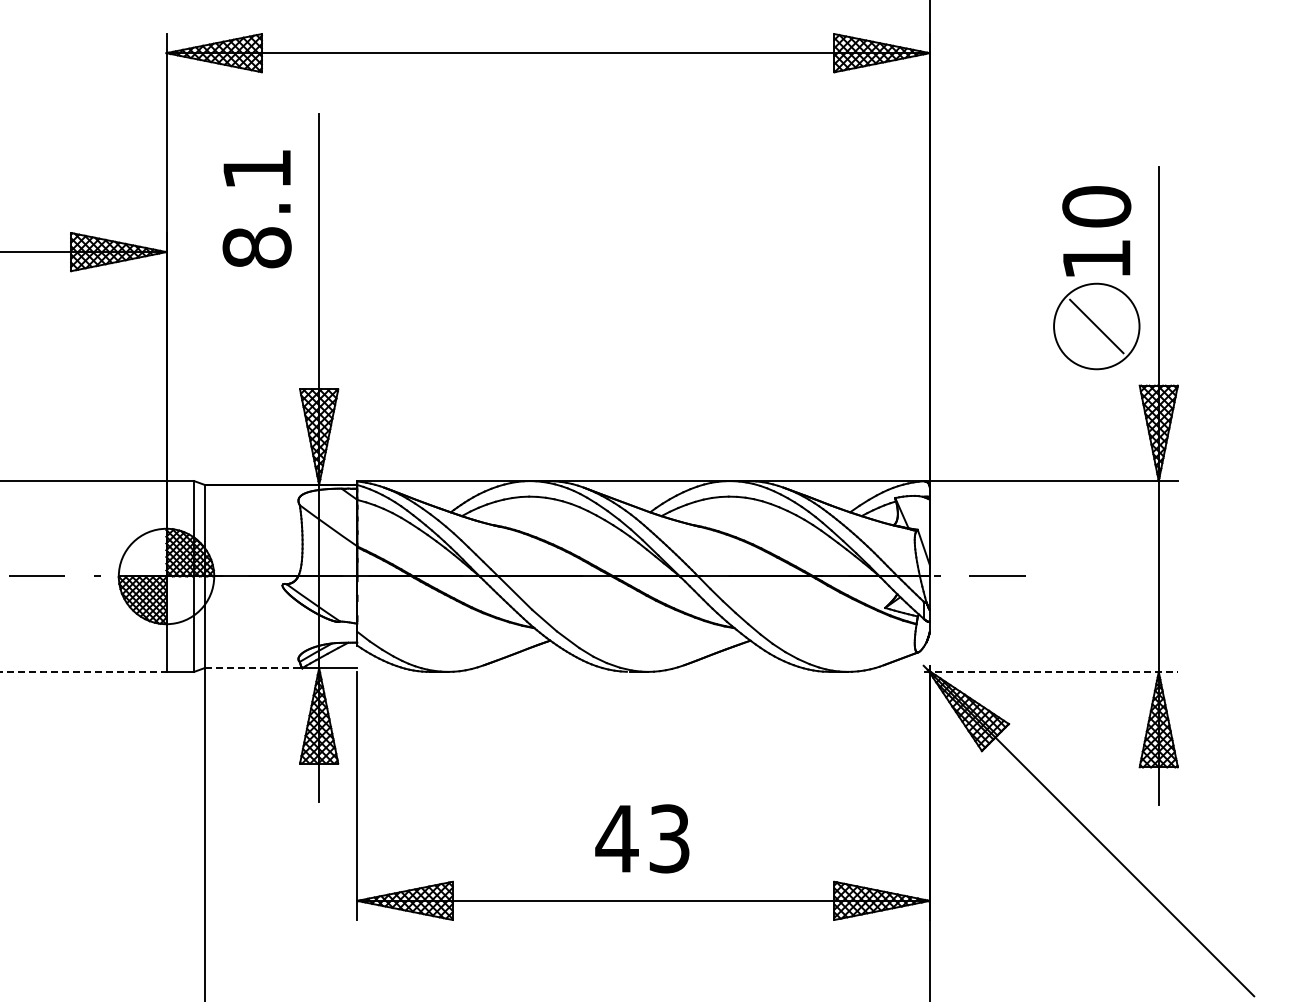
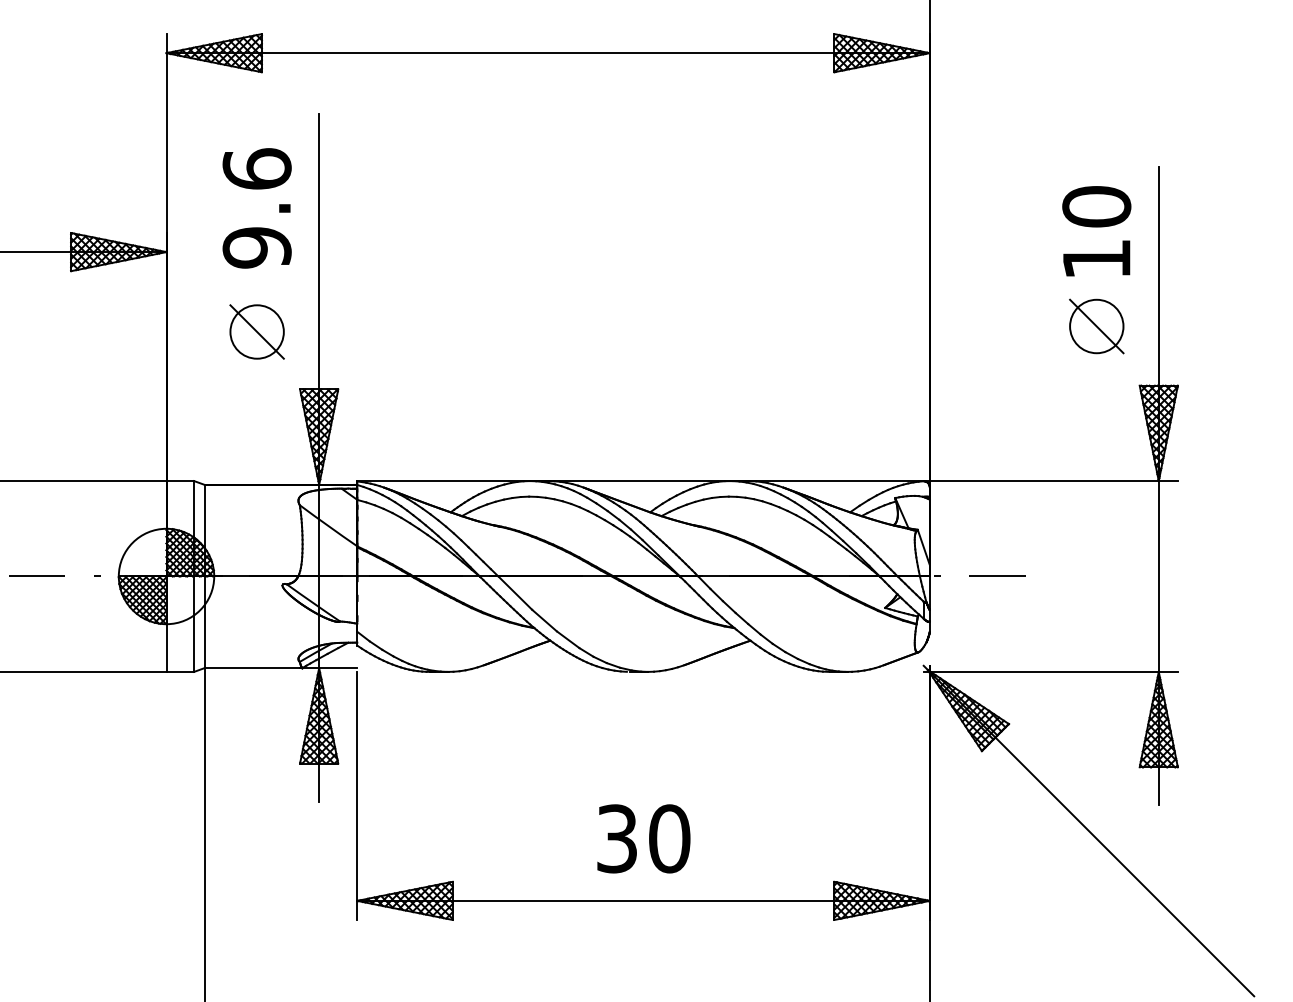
text: 8.1 -> 9.6 (256, 208)
circle diameter: 85 px -> 53 px (1096, 326)
part: none -> present (256, 331)
line: dashed -> solid (253, 668)
line: dashed -> solid (83, 671)
line: dashed -> solid (1051, 671)
text: 43 -> 30 (642, 838)
